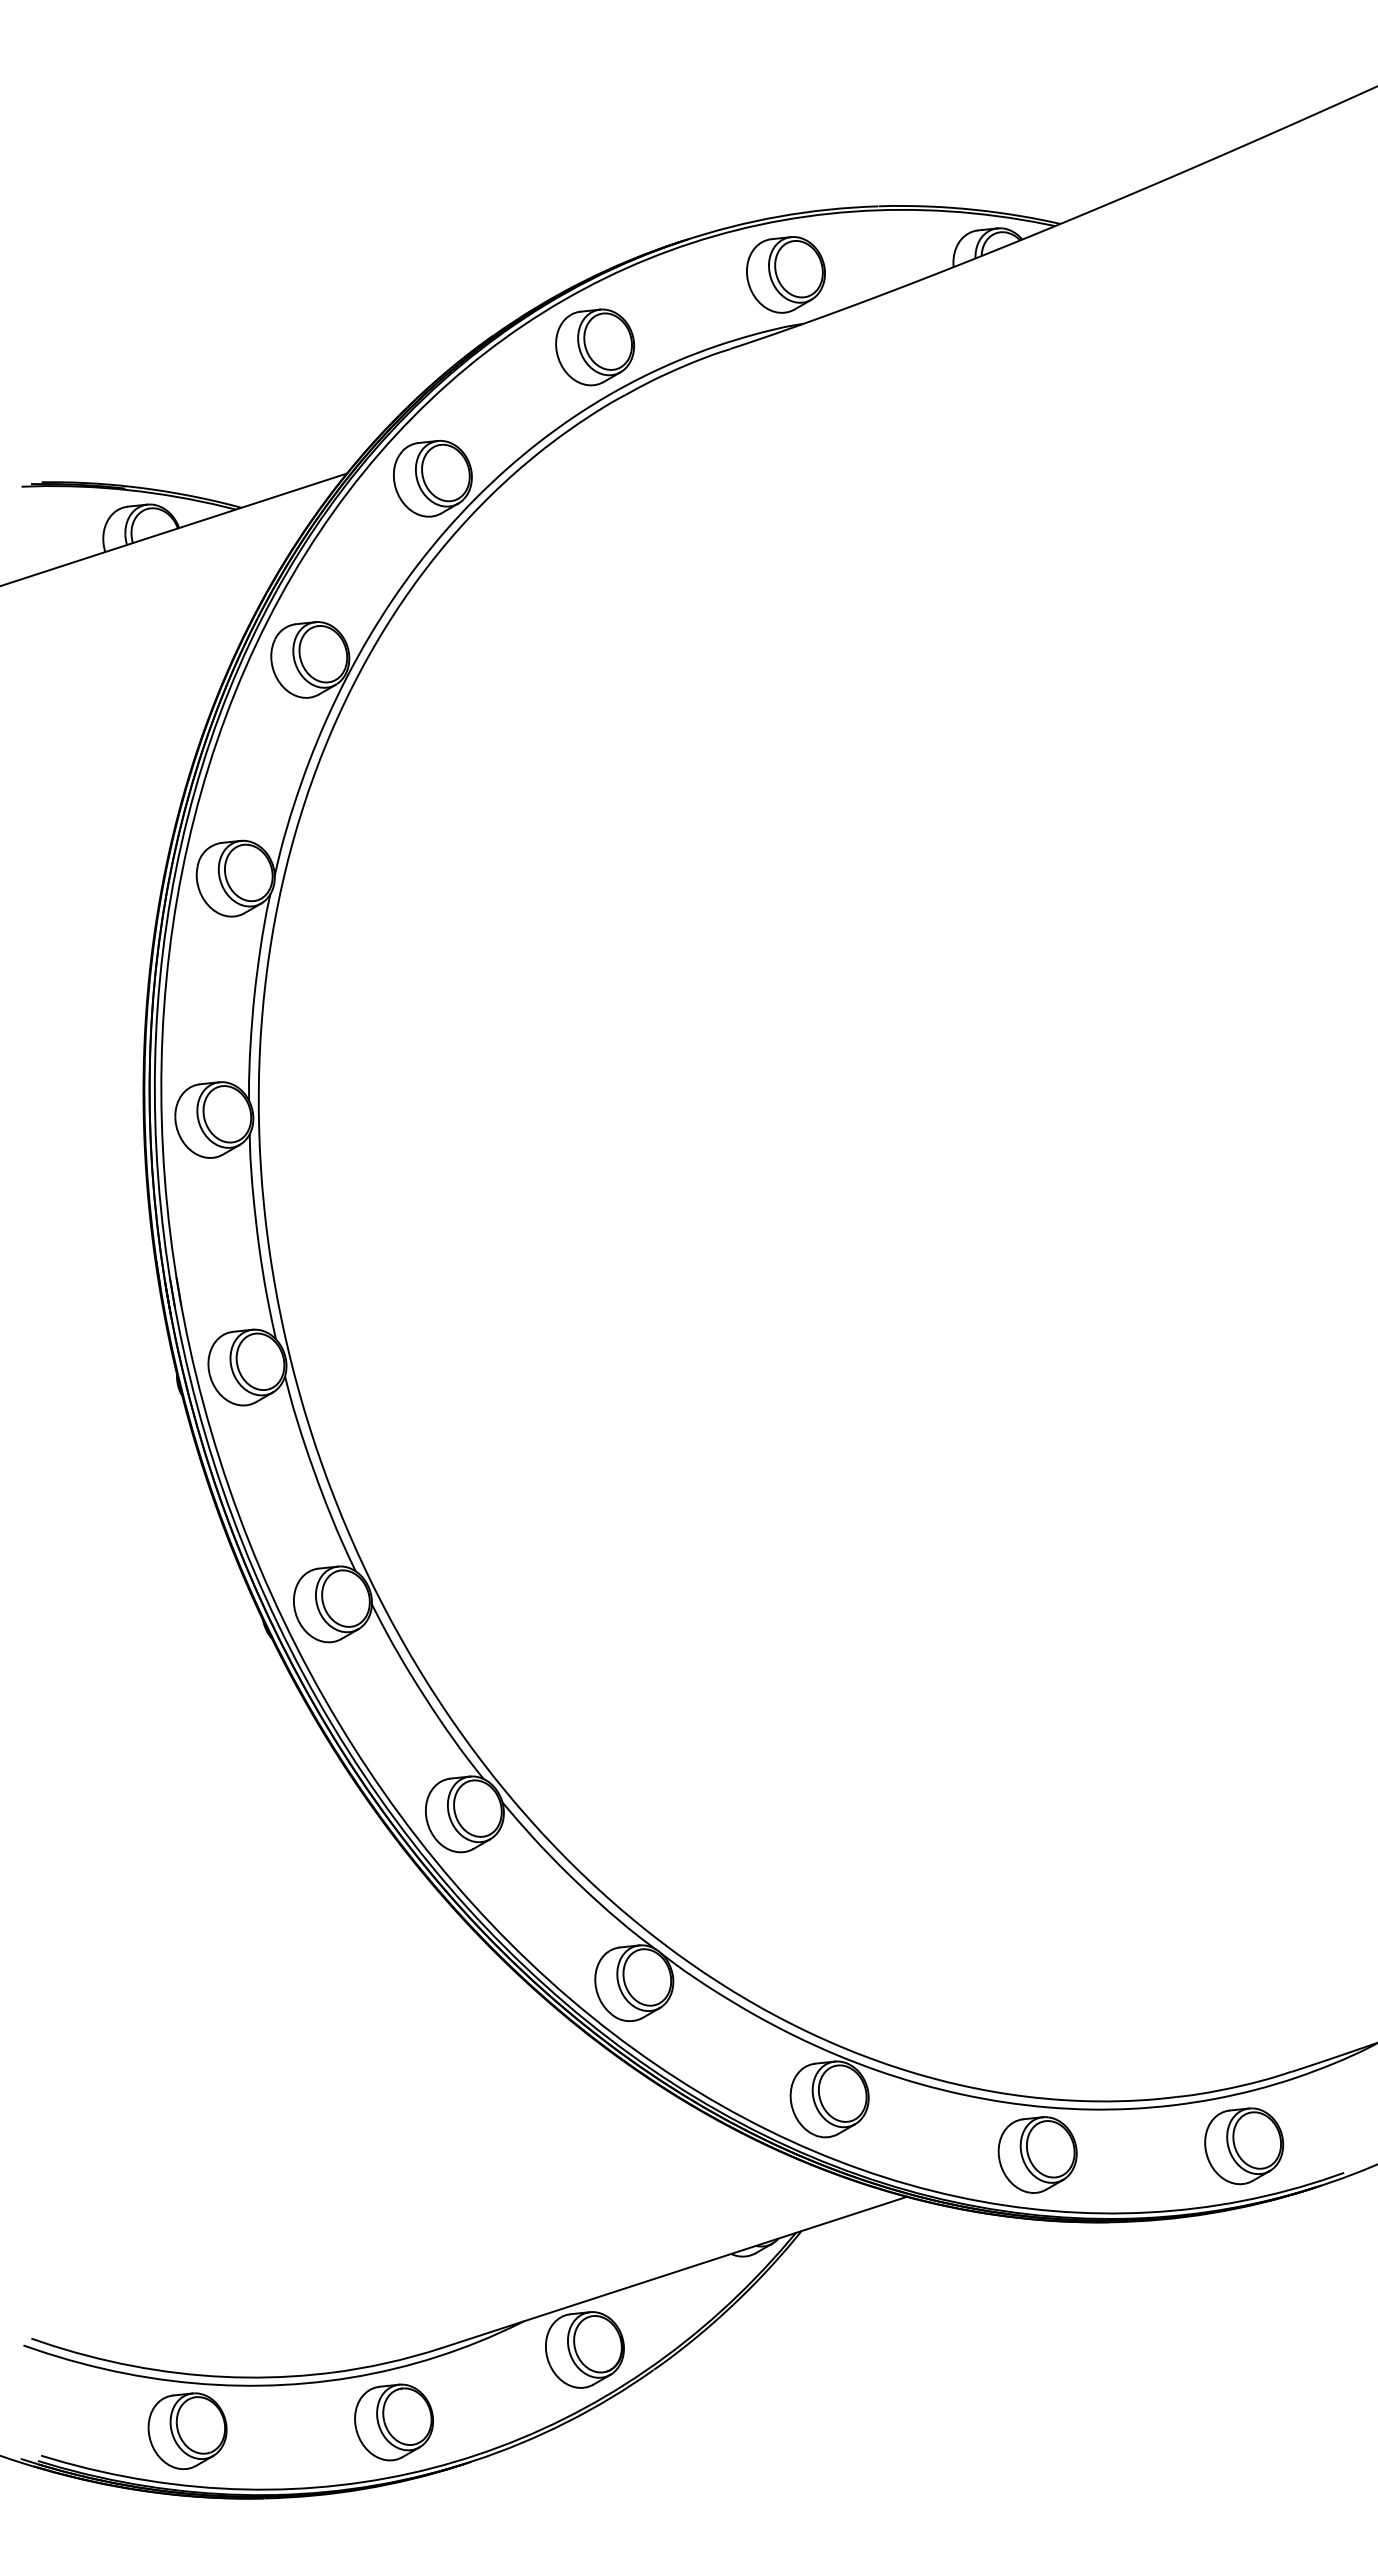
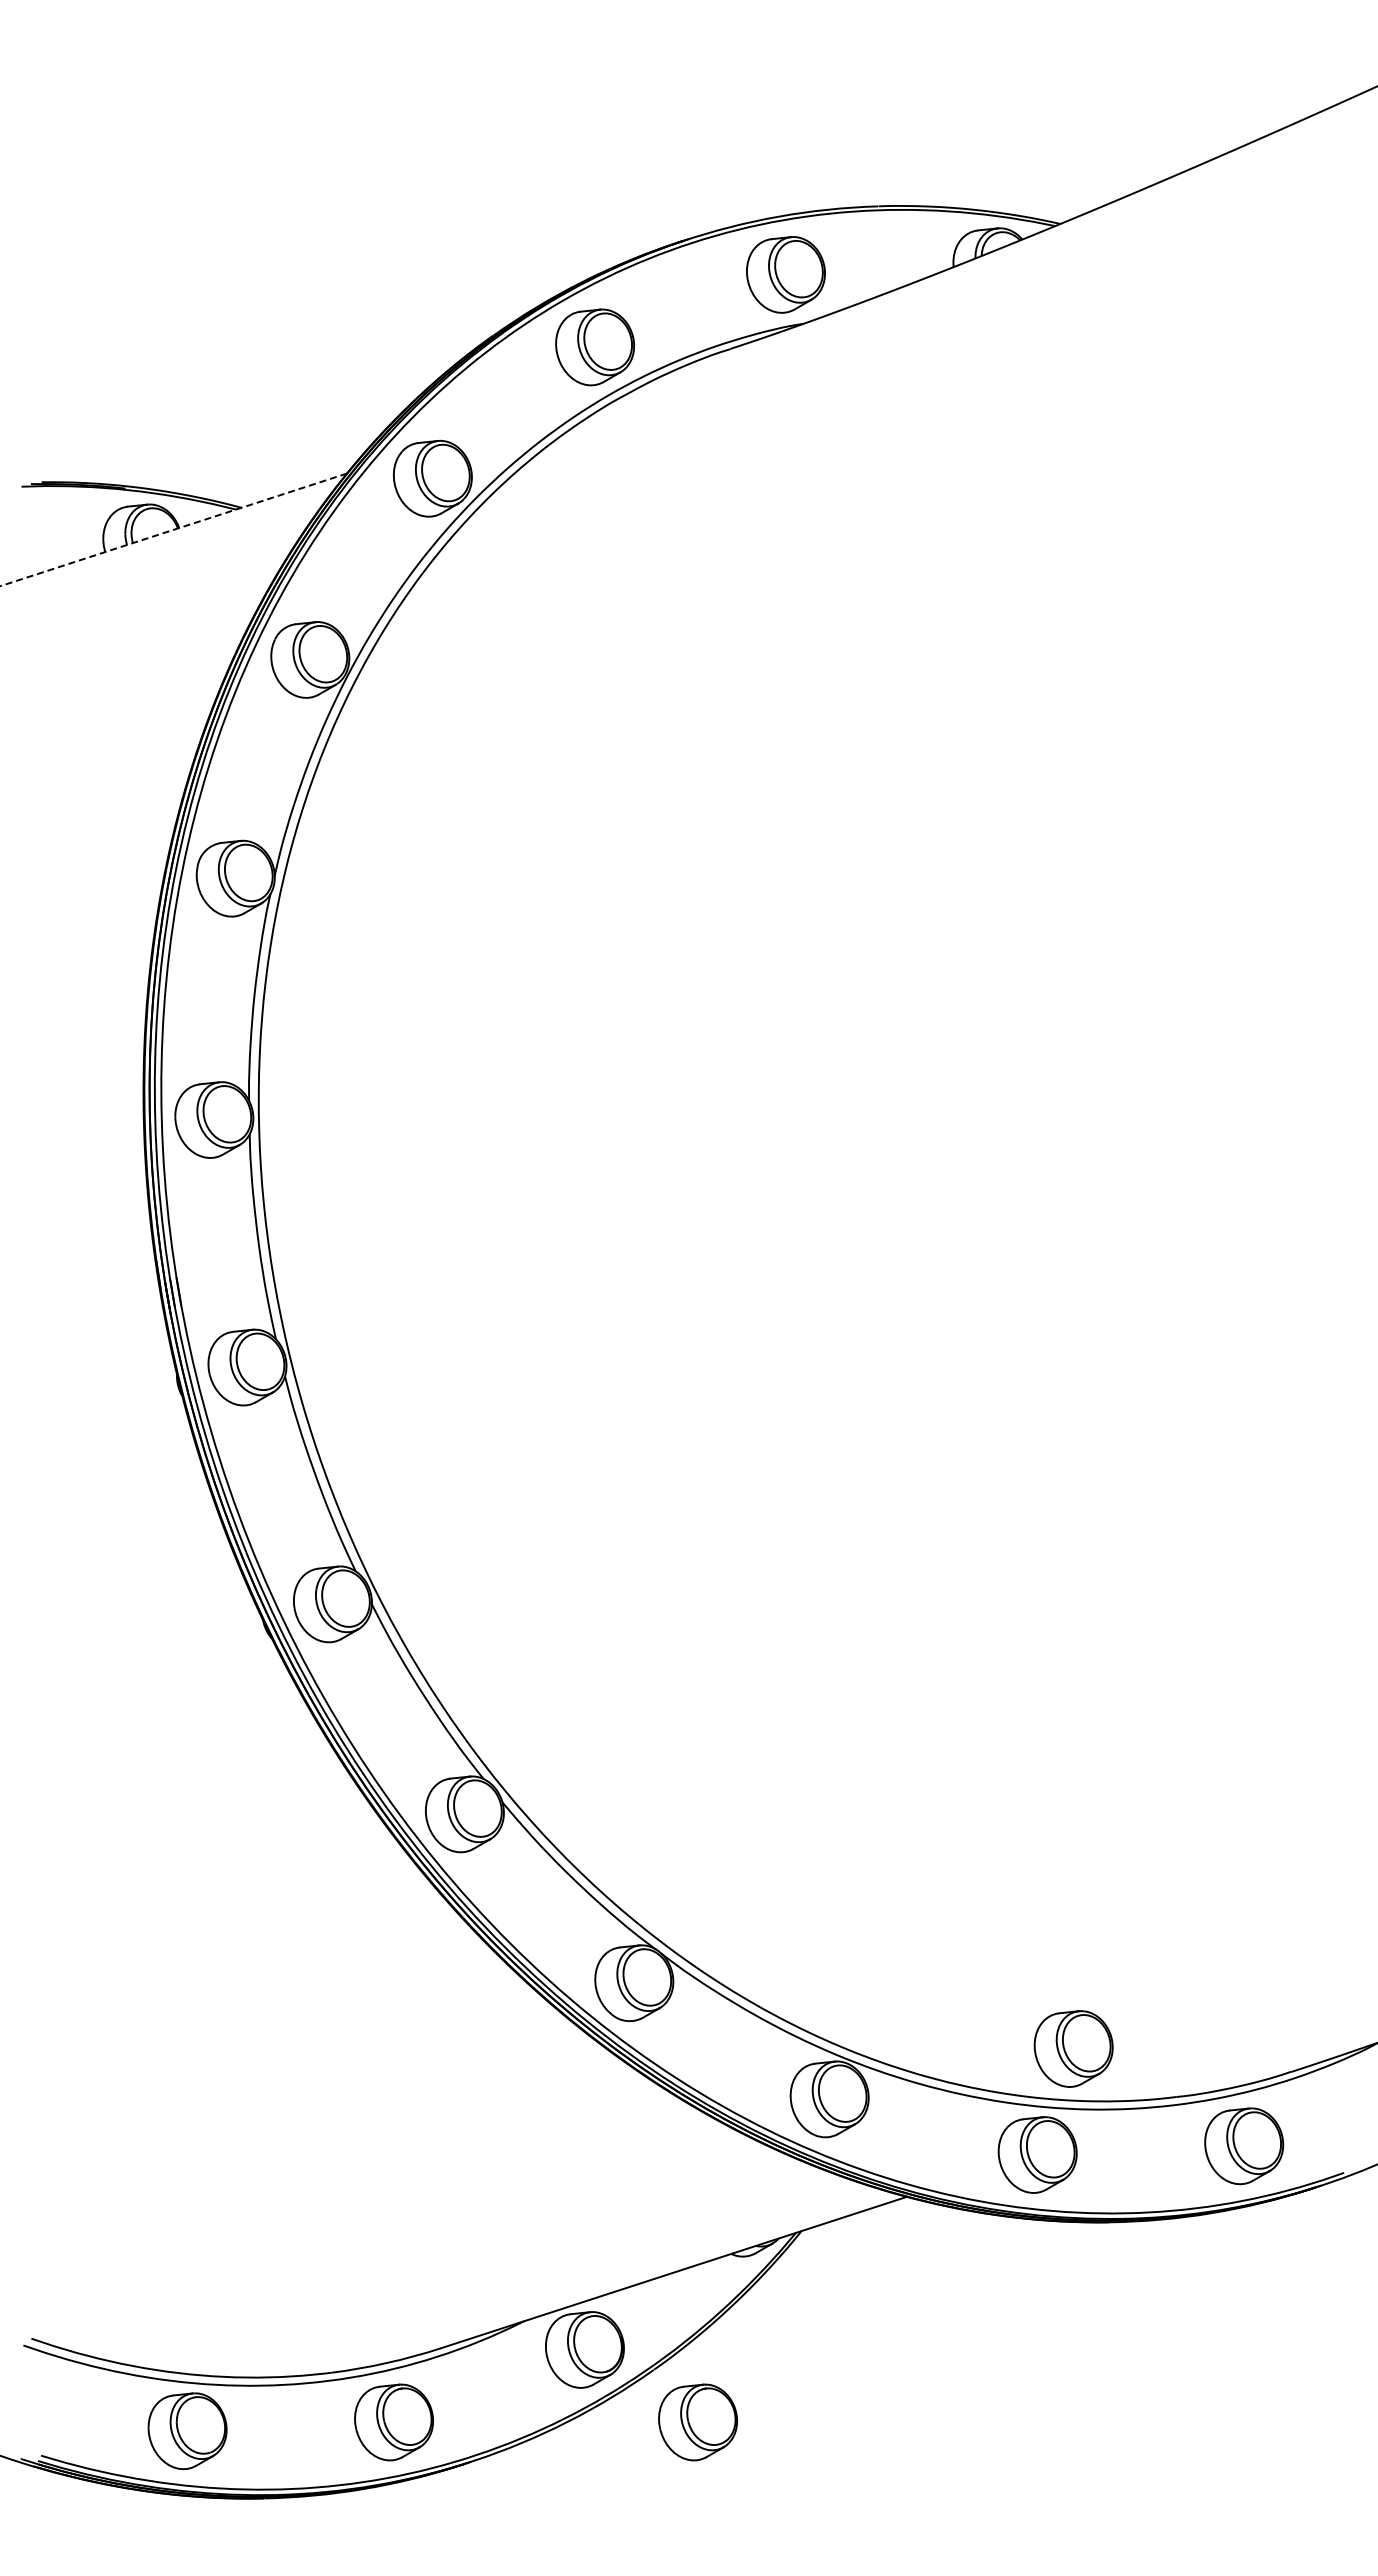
line: solid -> dashed (173, 529)
part: none -> present (1073, 2048)
part: none -> present (697, 2422)
